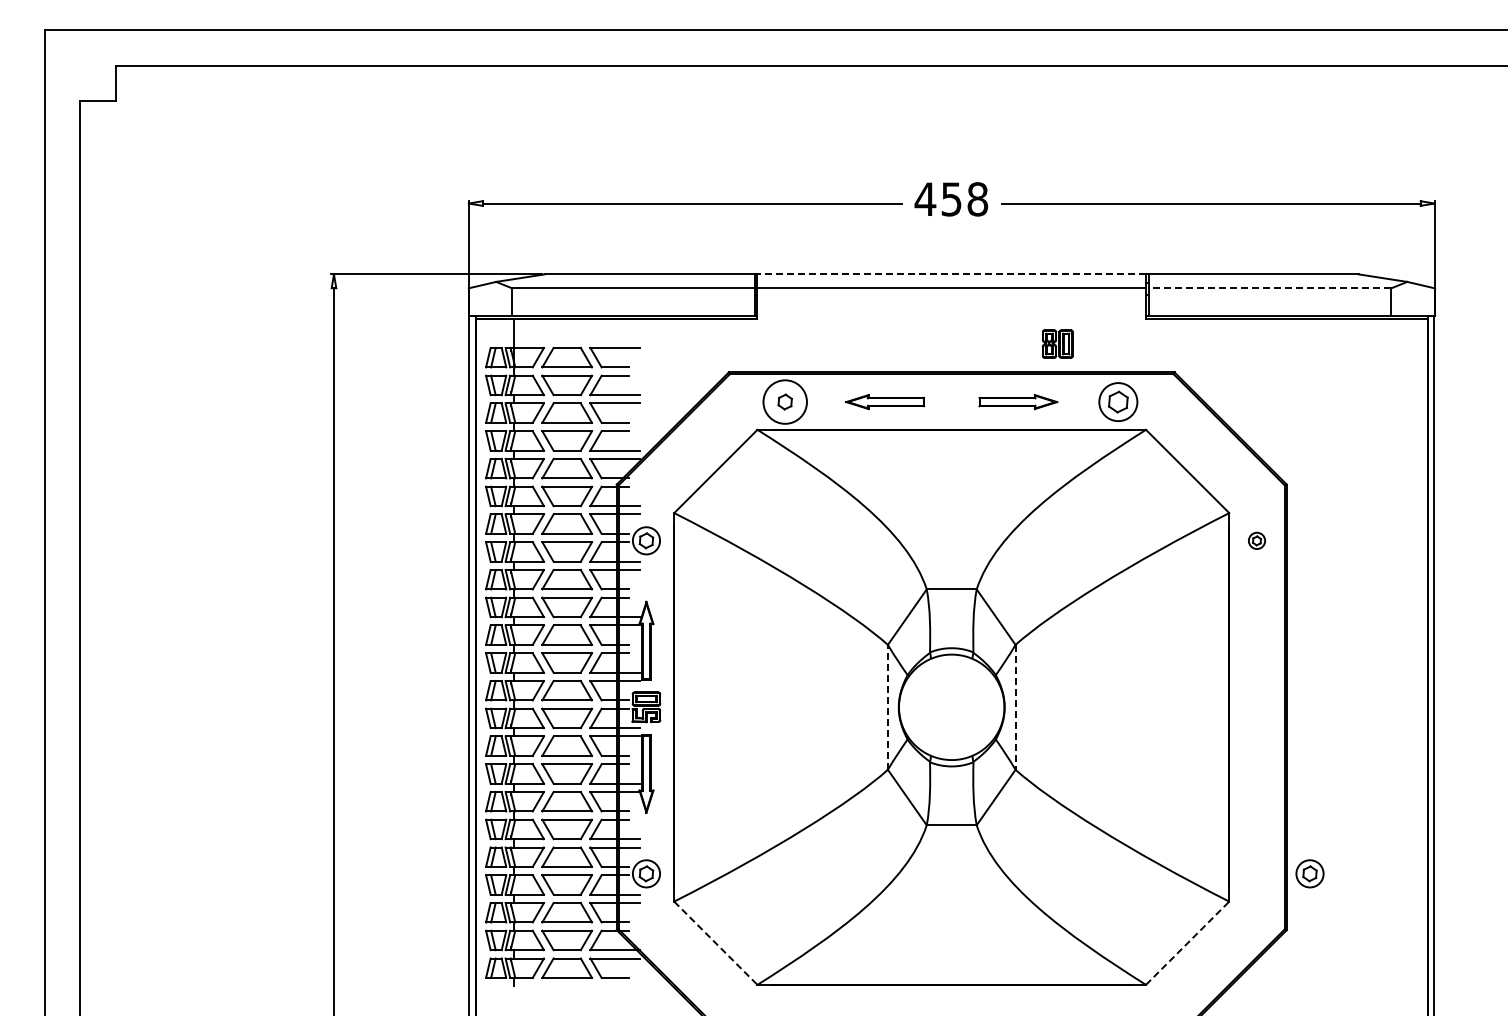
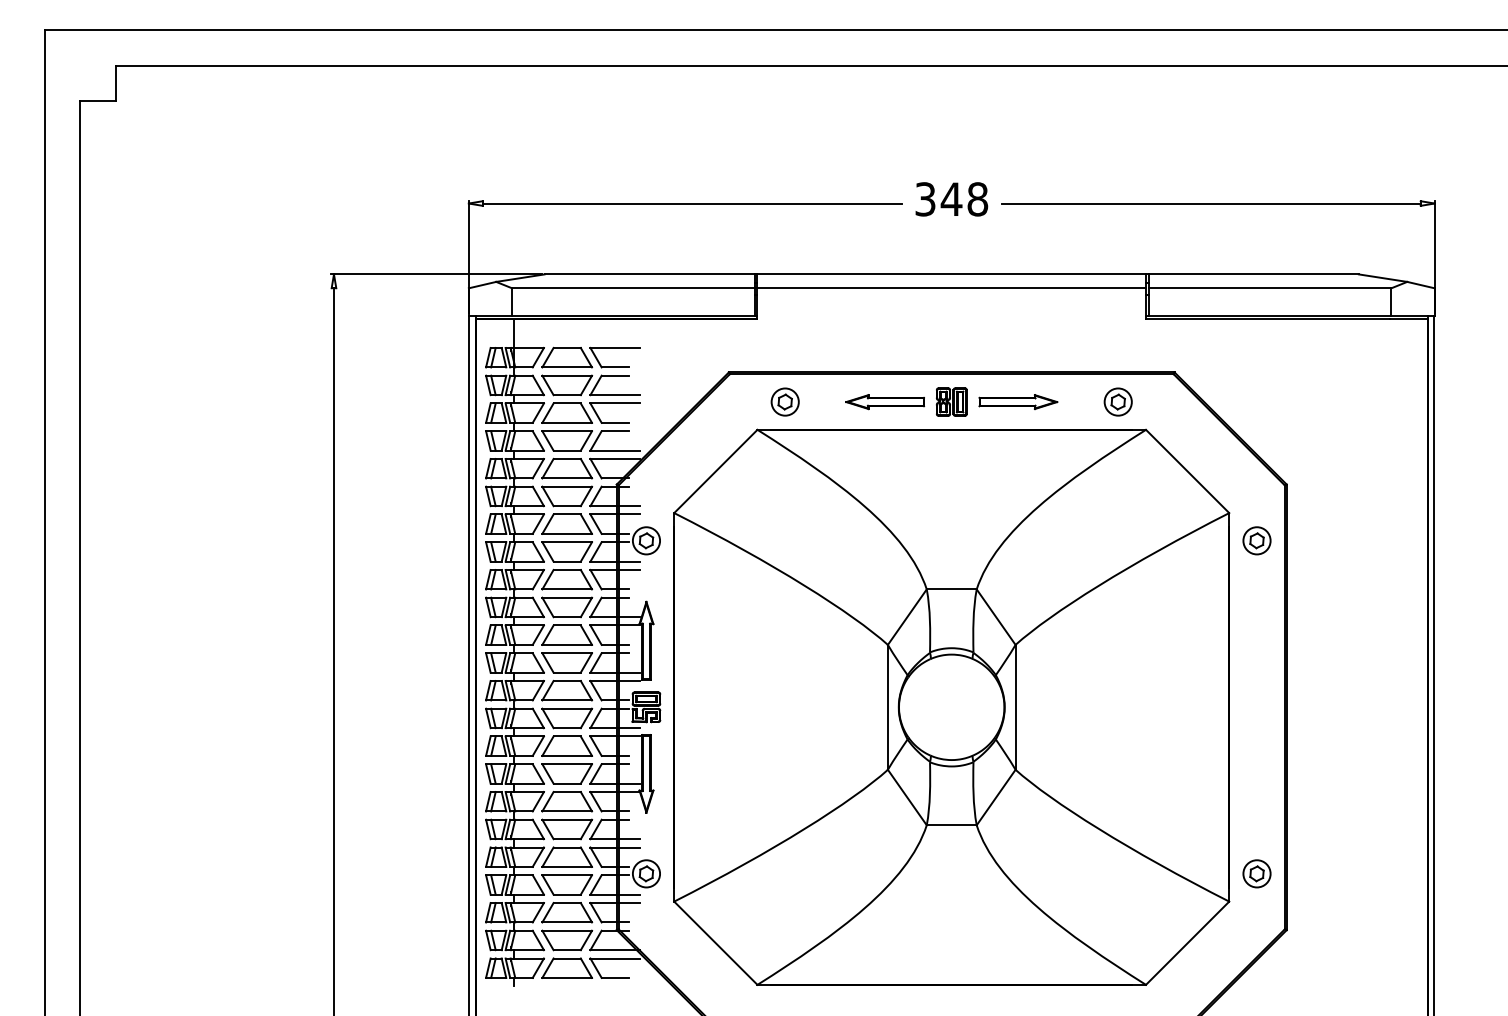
text: 458 -> 348 (938, 199)
line: dashed -> solid (951, 274)
line: dashed -> solid (1269, 288)
part position: (1057, 343) -> (951, 401) (951, 401)
circle diameter: 44 px -> 27 px (784, 401)
part size: 41x40 px -> 30x30 px (1117, 401)
part size: 18x19 px -> 30x30 px (1256, 540)
line: dashed -> solid (887, 706)
line: dashed -> solid (1015, 707)
part position: (1309, 873) -> (1256, 873) (1256, 873)
line: dashed -> solid (715, 943)
line: dashed -> solid (1187, 943)
